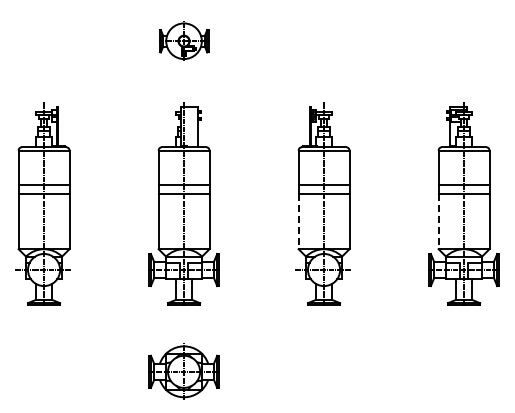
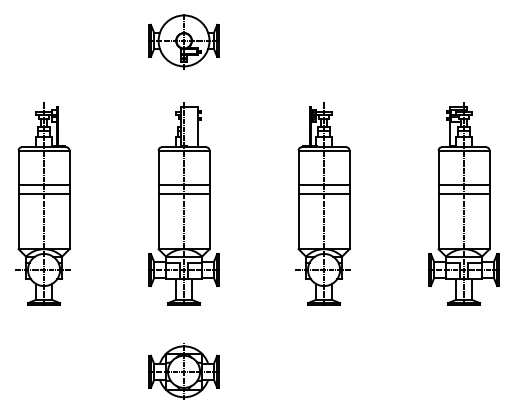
part size: 51x40 px -> 72x56 px (183, 41)
line: dashed -> solid (298, 221)
line: dashed -> solid (438, 221)
